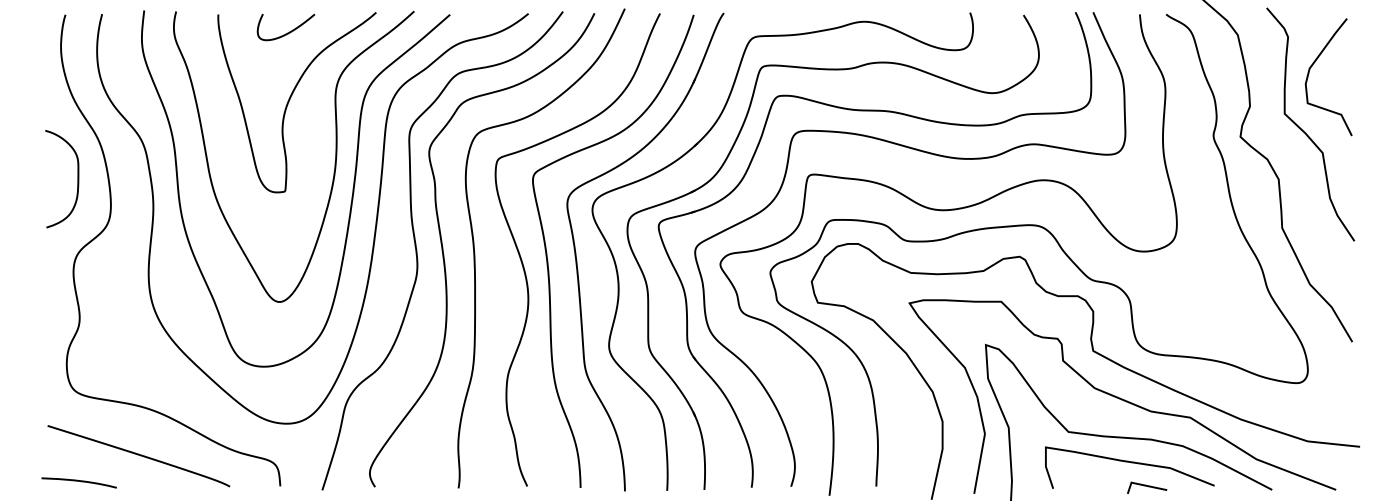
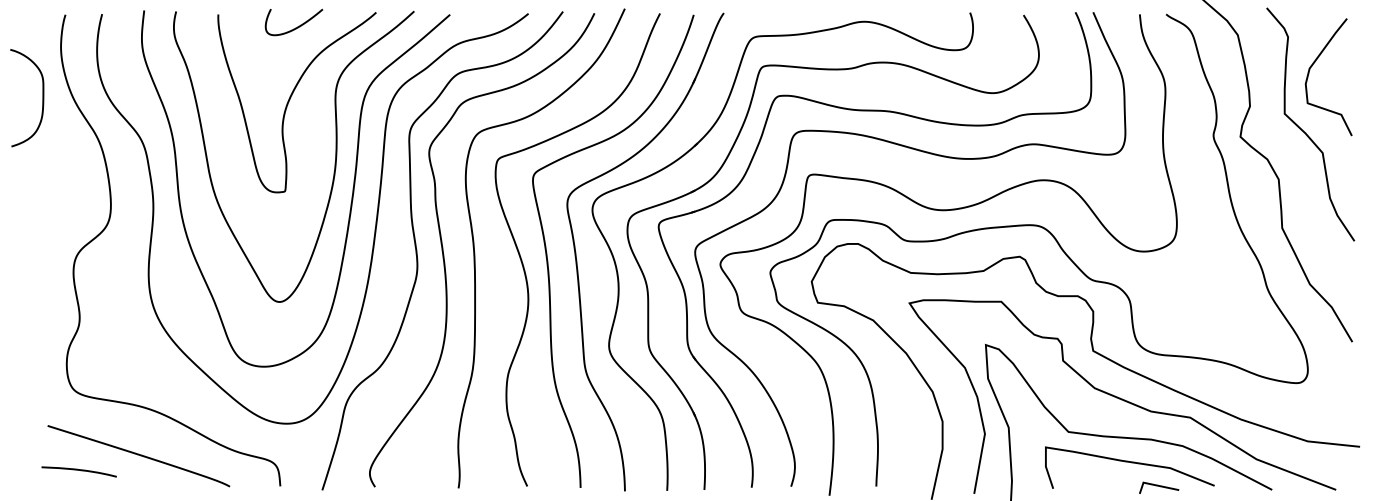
curve position: (287, 32) -> (295, 27) (295, 27)
curve position: (77, 179) -> (42, 98) (42, 98)
curve position: (78, 481) -> (78, 470) (78, 470)
line position: (1147, 486) -> (1159, 486) (1159, 486)
